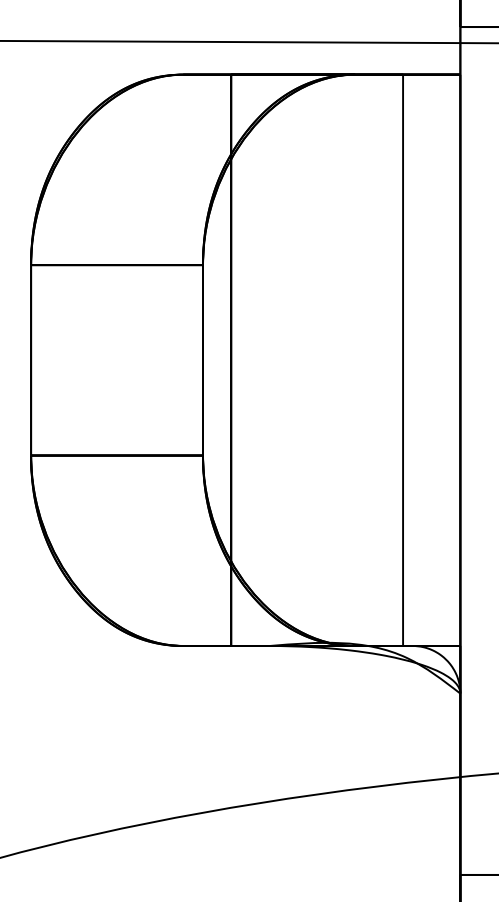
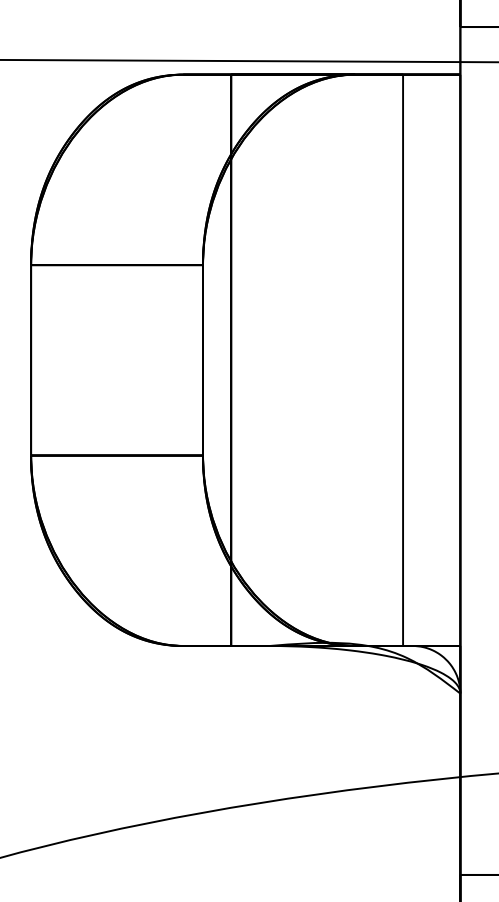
line position: (248, 41) -> (248, 60) (248, 60)
